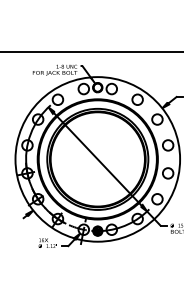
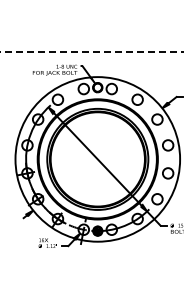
line: solid -> dashed (92, 51)
